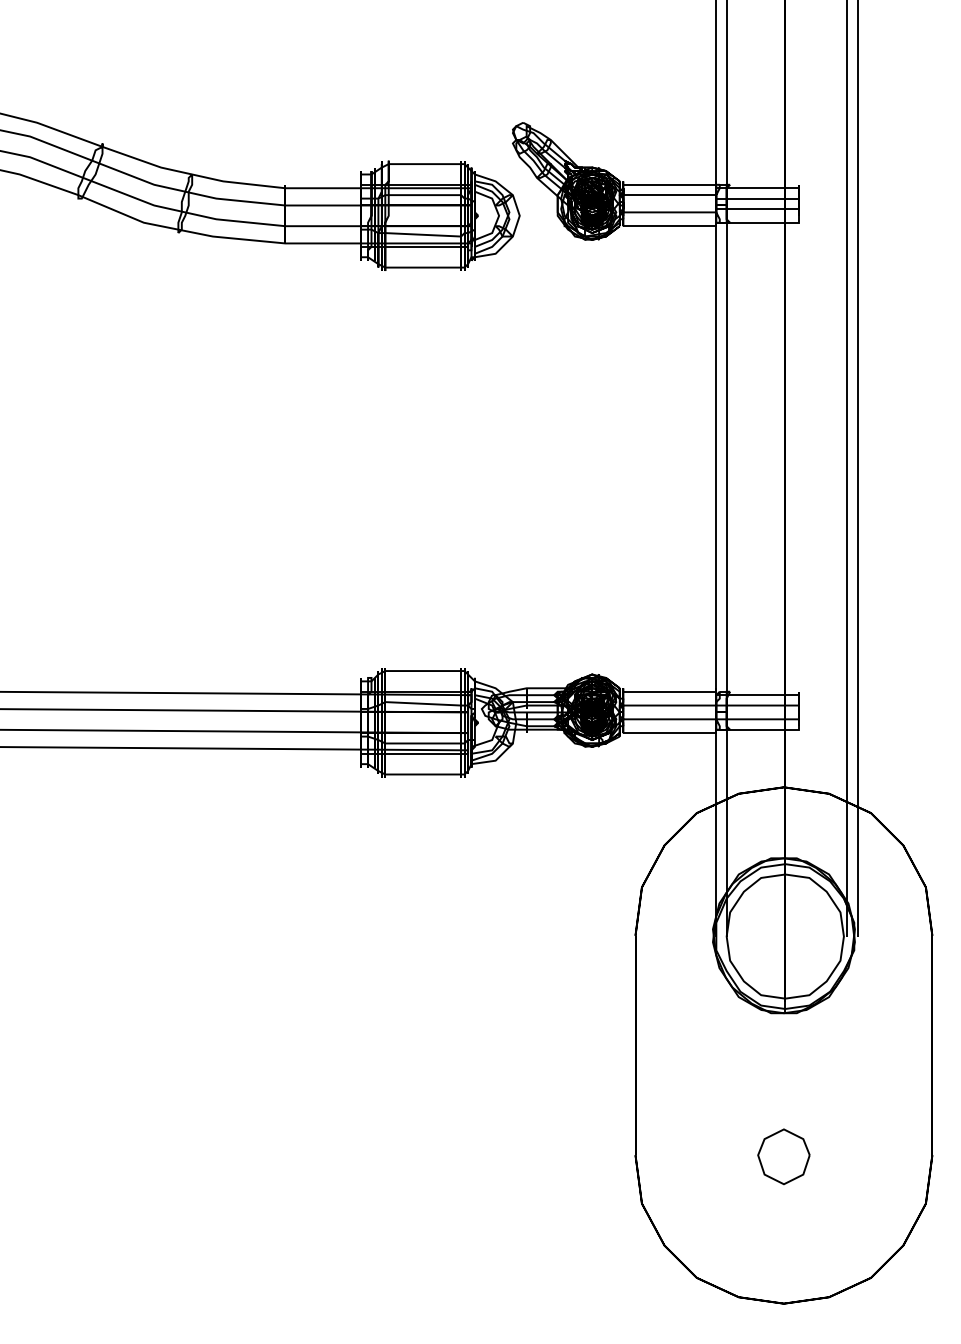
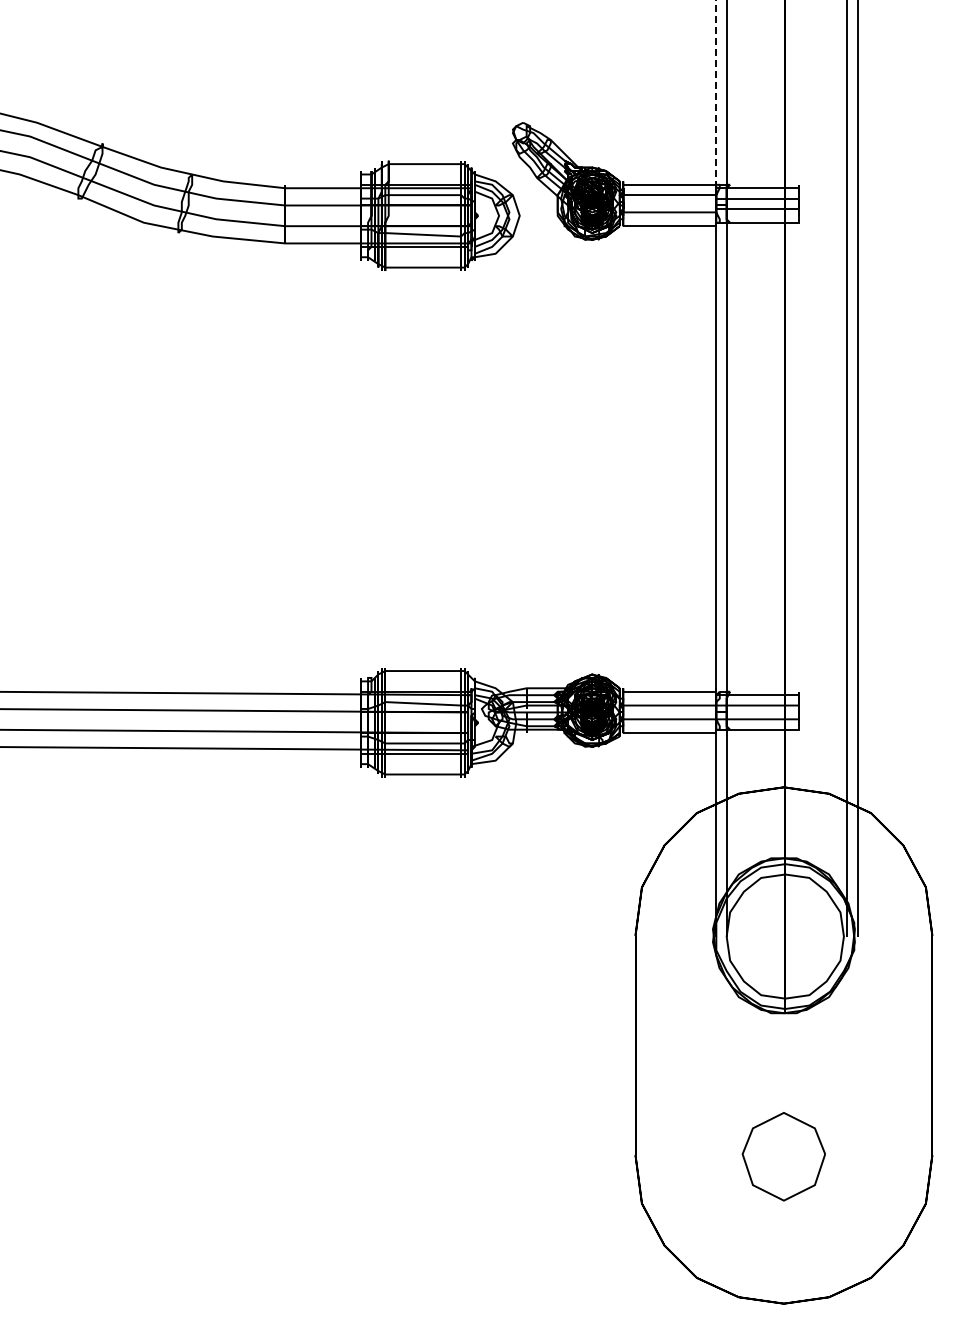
line: solid -> dashed (716, 99)
part size: 54x58 px -> 85x90 px (783, 1156)
